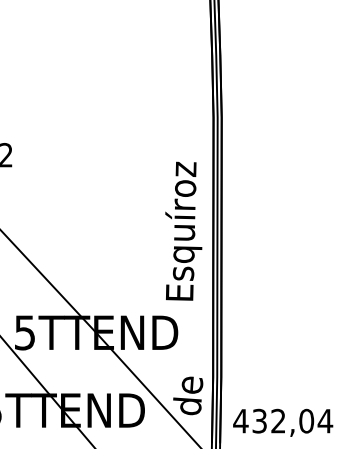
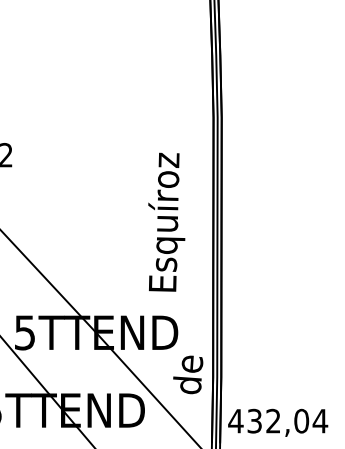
text position: (183, 230) -> (166, 221) (166, 221)
text position: (188, 395) -> (188, 374) (188, 374)
text position: (283, 422) -> (278, 422) (278, 422)
